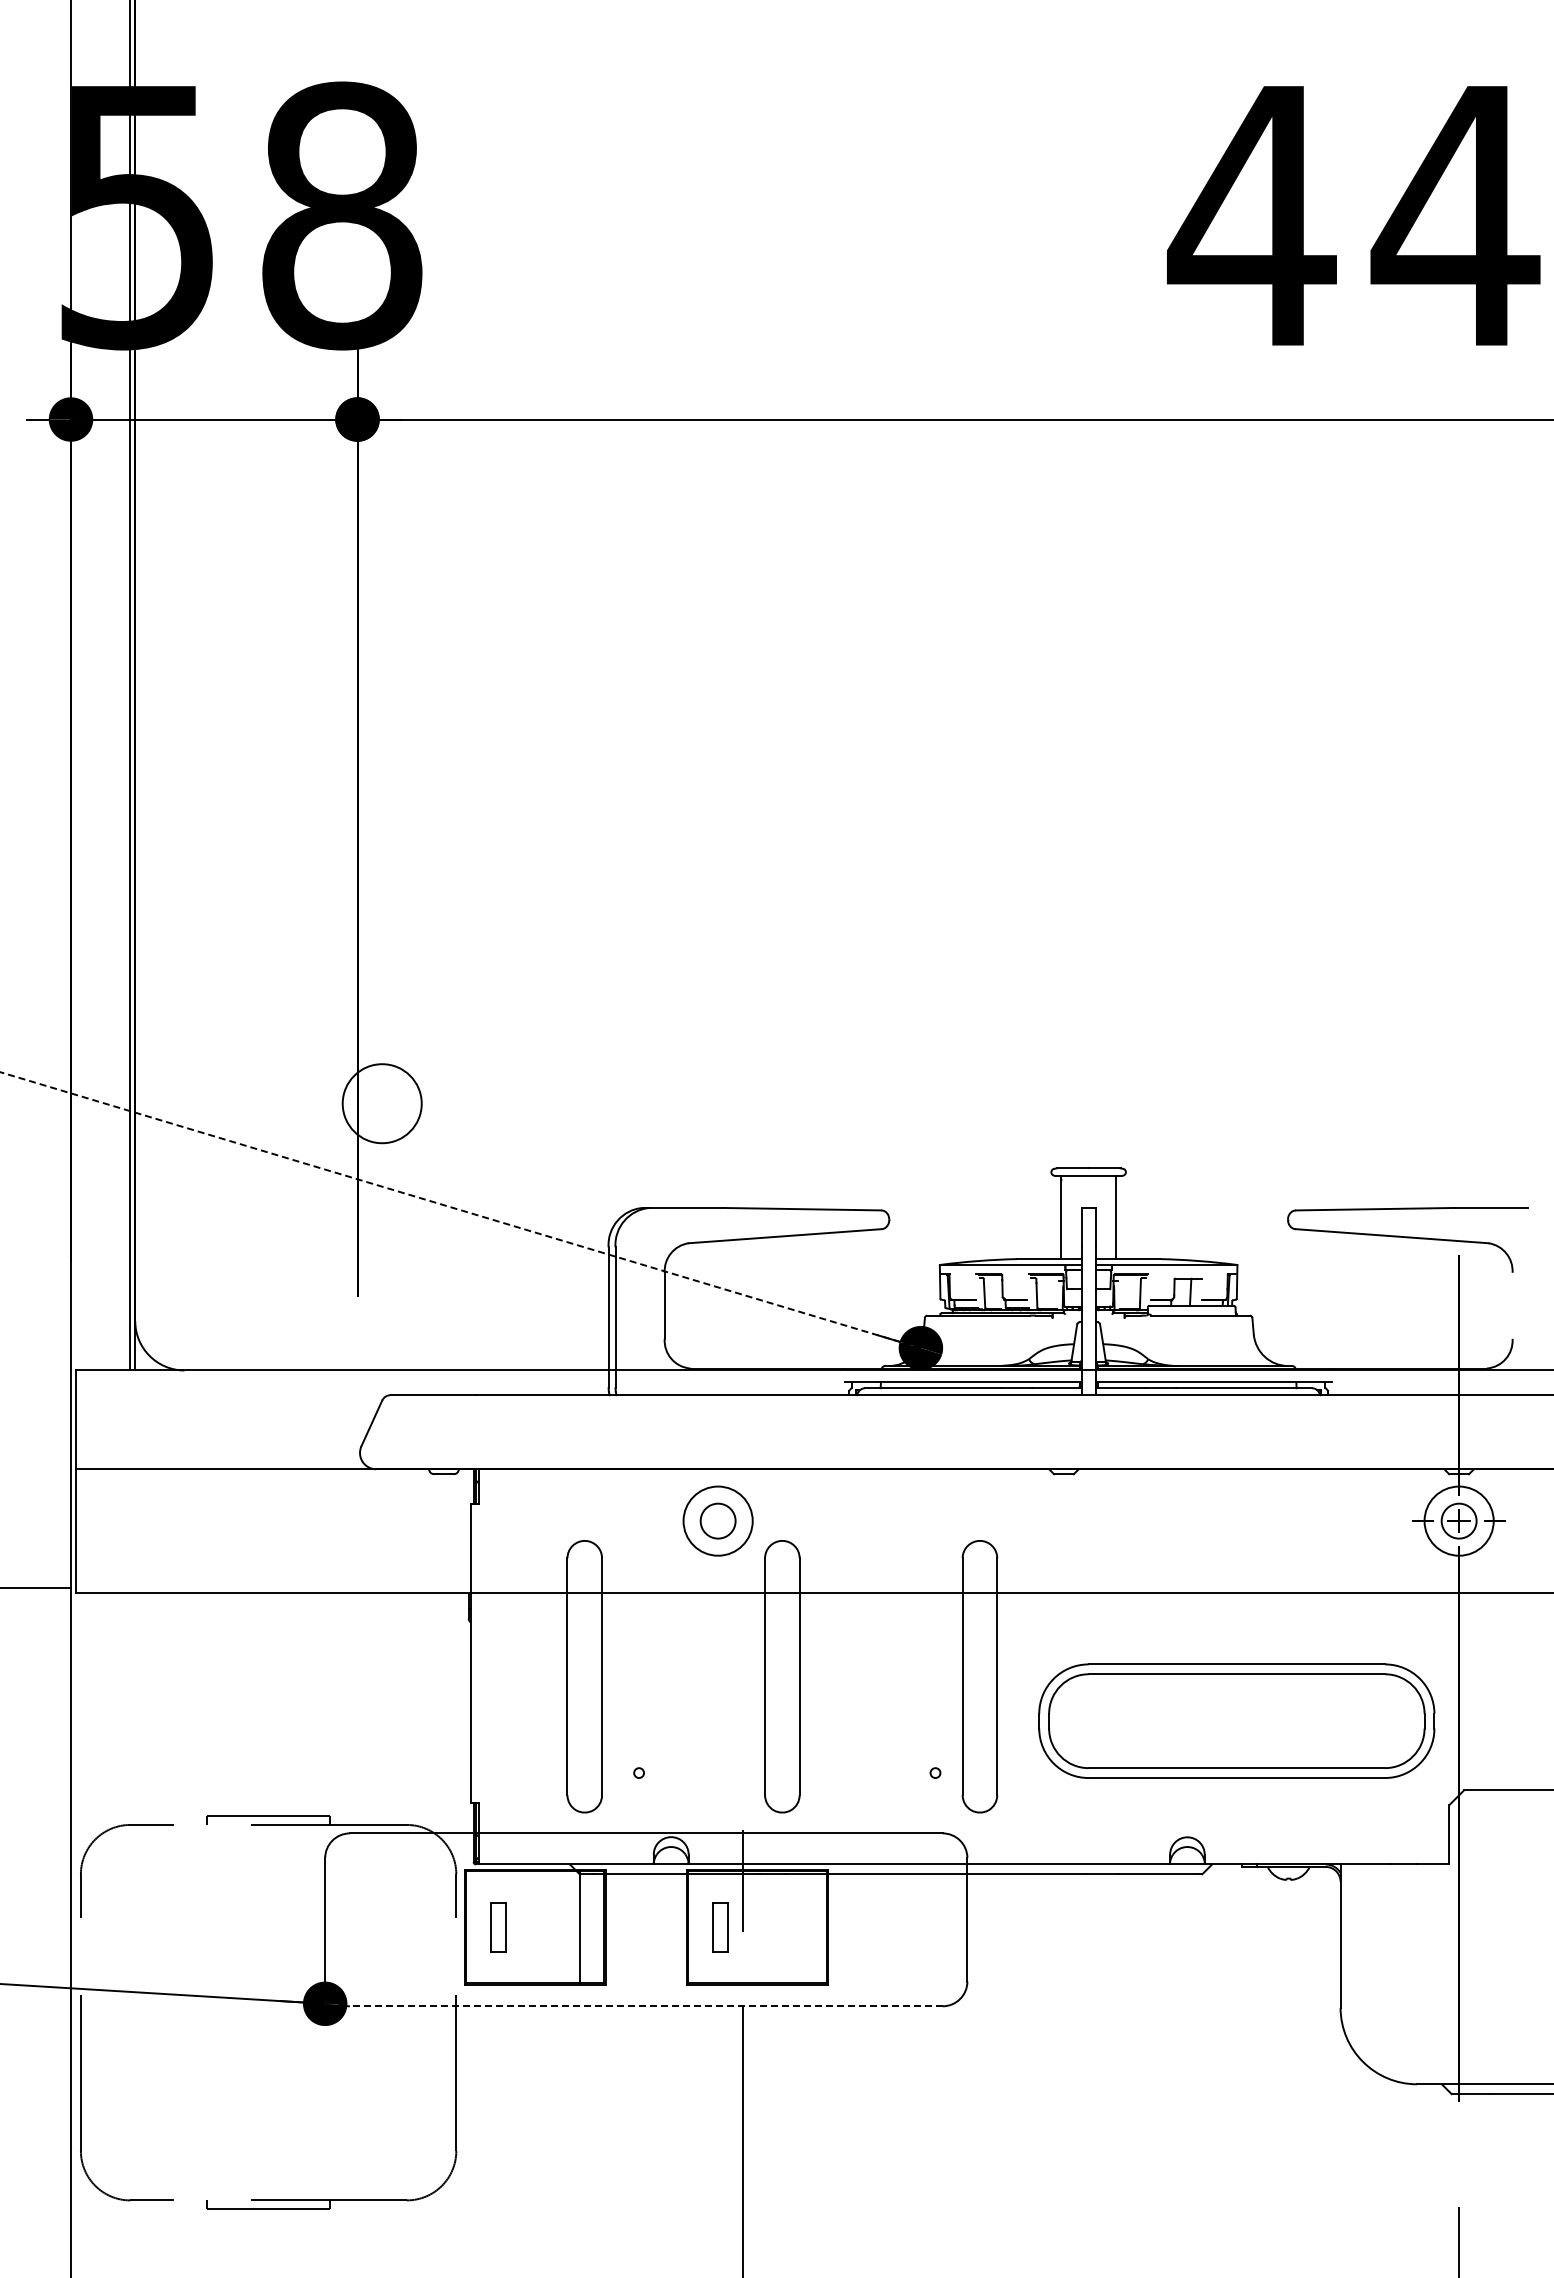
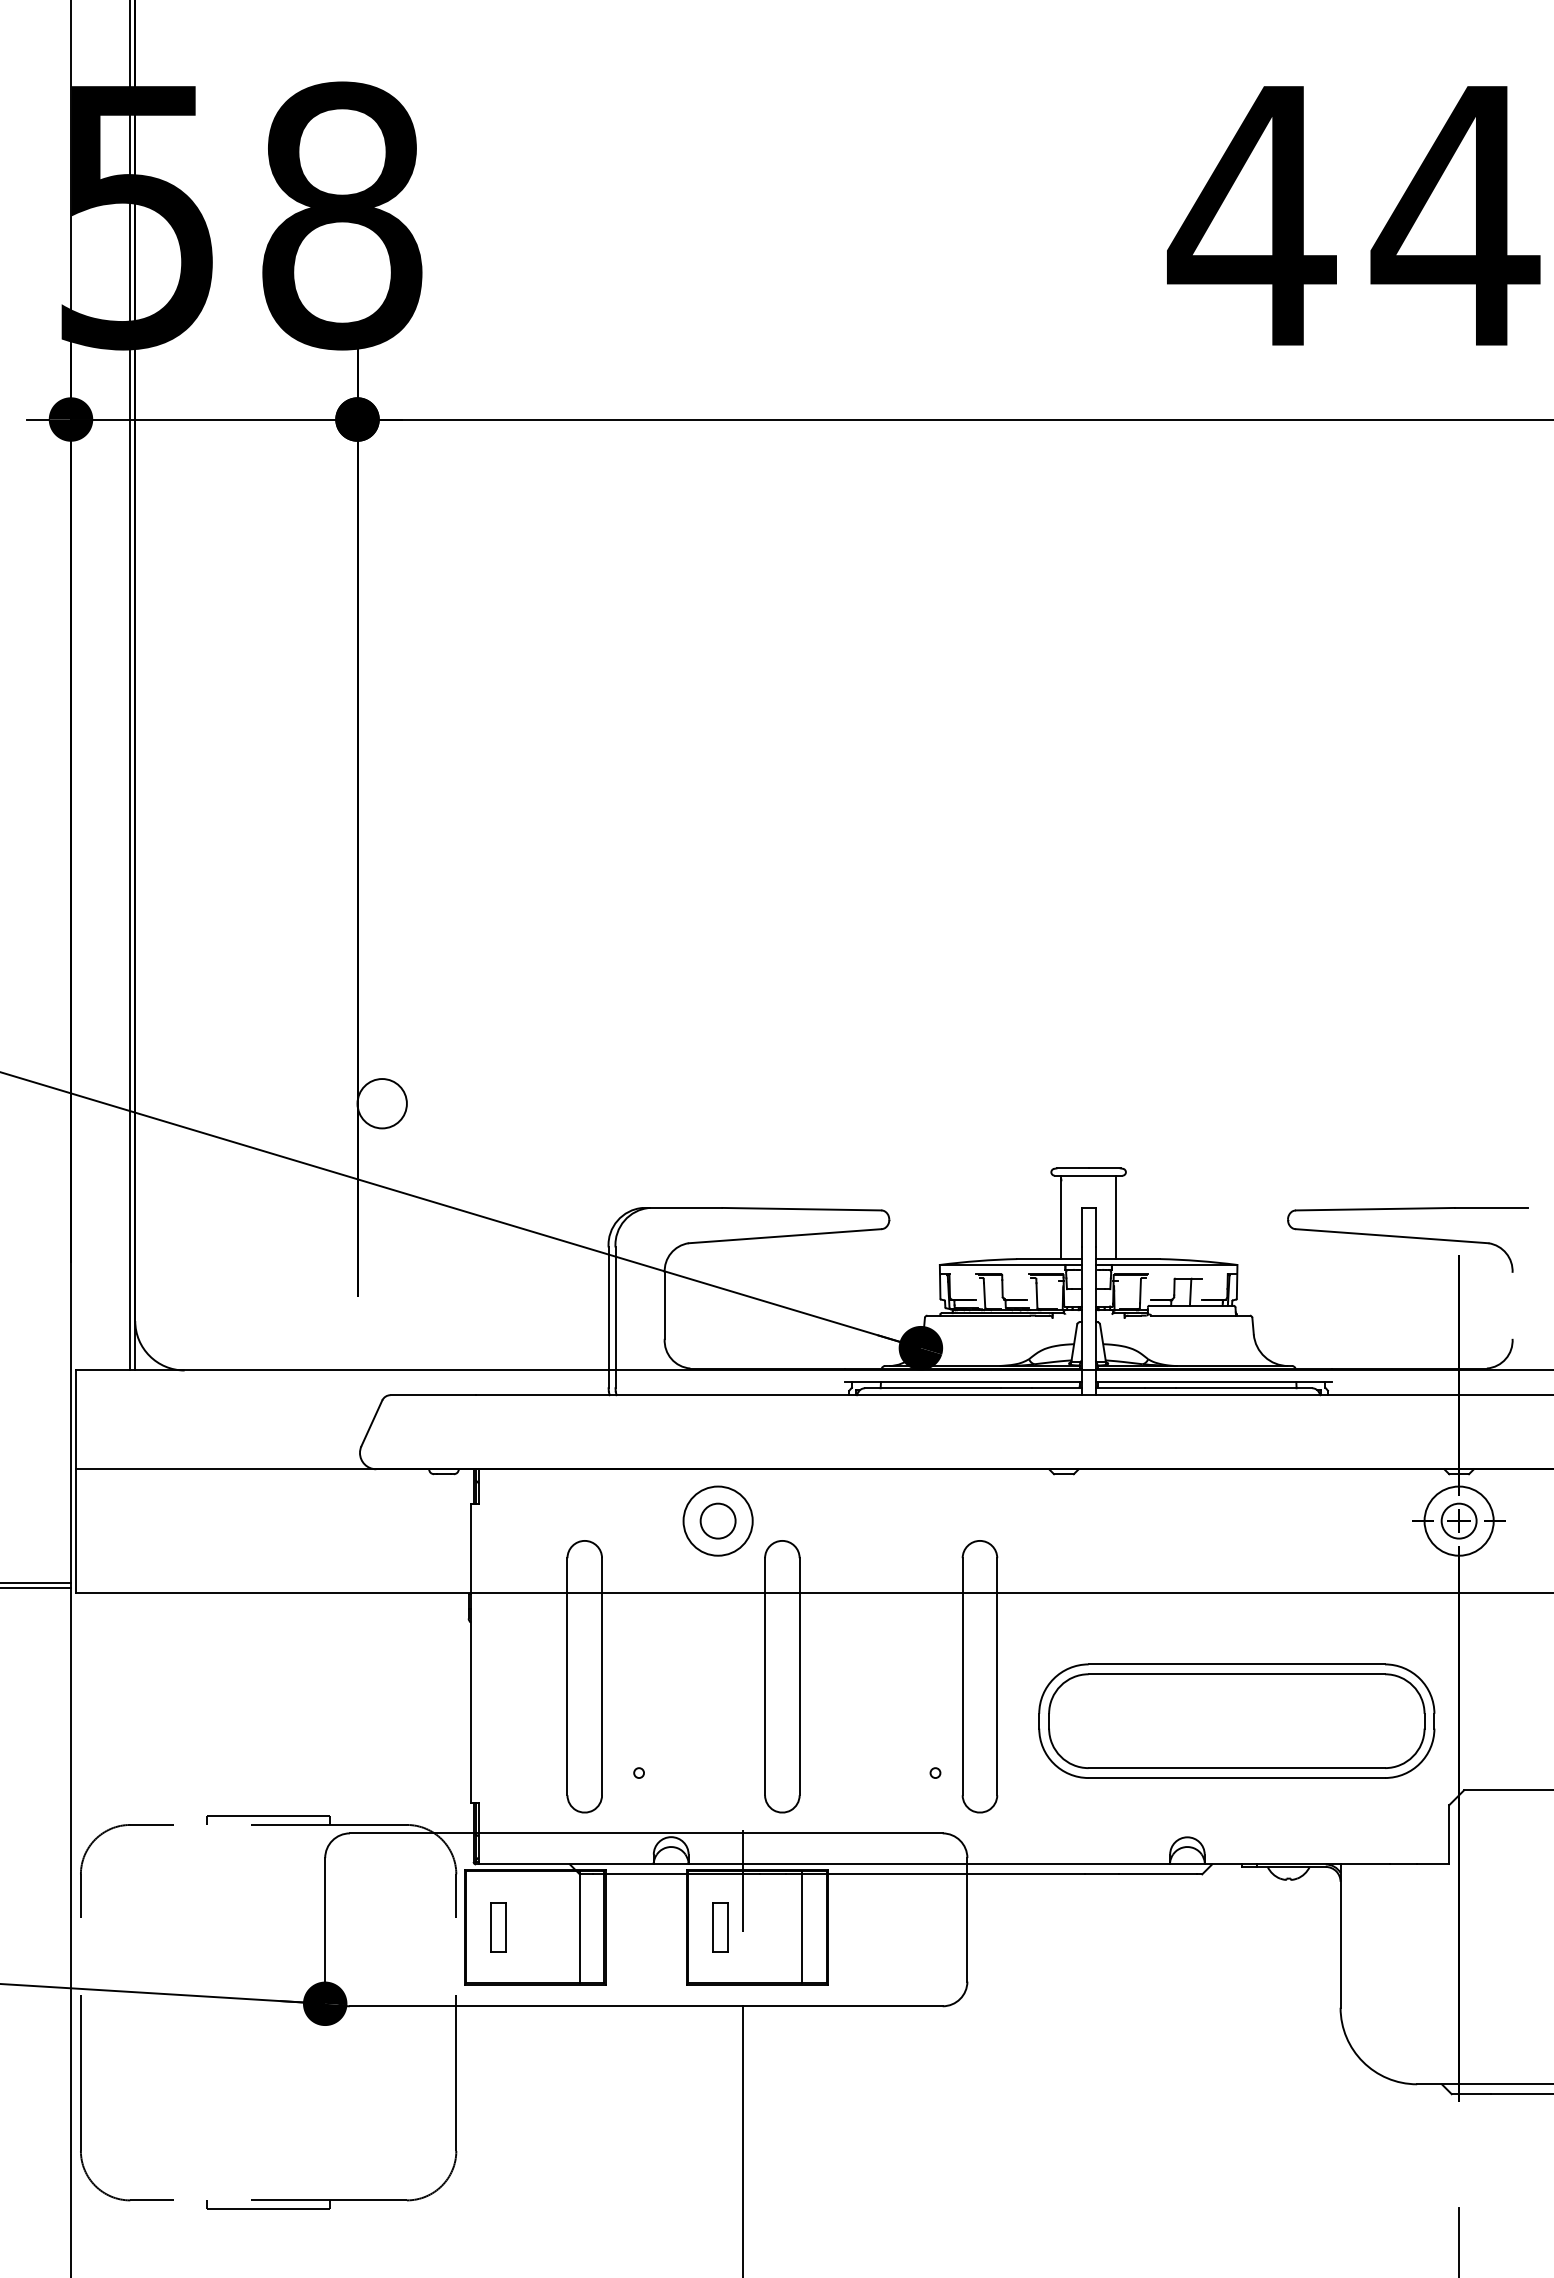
circle diameter: 79 px -> 49 px (381, 1103)
line: dashed -> solid (460, 1210)
line: none -> present (36, 1582)
line: none -> present (801, 1927)
line: dashed -> solid (645, 2006)
